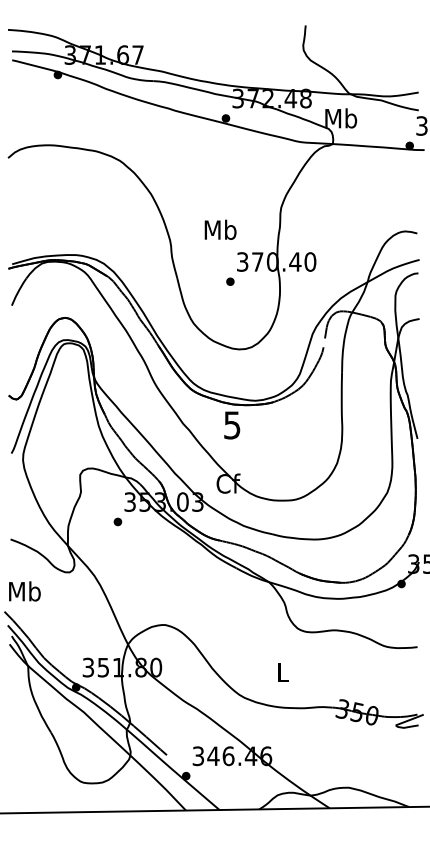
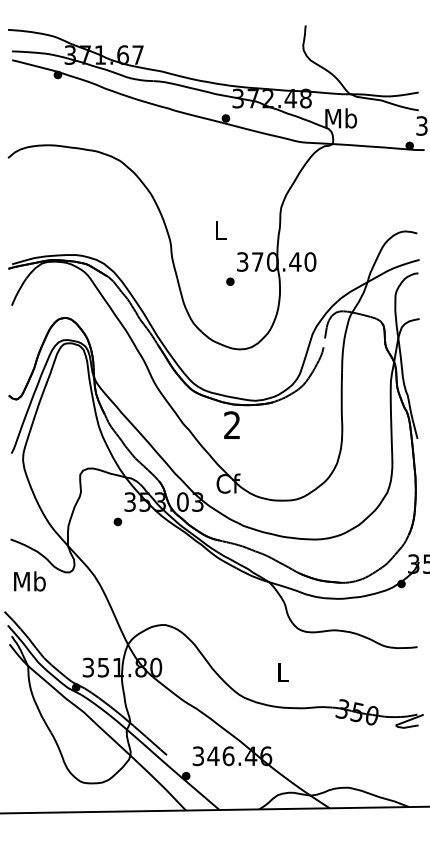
text: Mb -> L (220, 229)
text: 5 -> 2 (232, 425)
text position: (24, 591) -> (29, 581) (29, 581)
